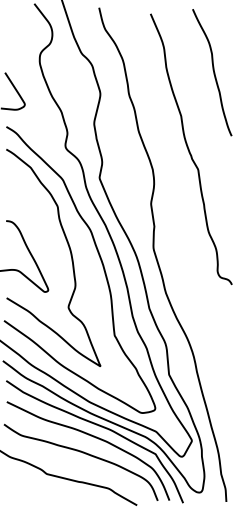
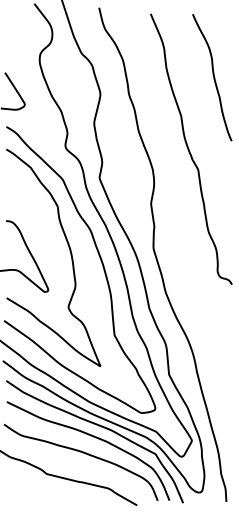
curve position: (213, 72) -> (213, 77) (213, 77)
